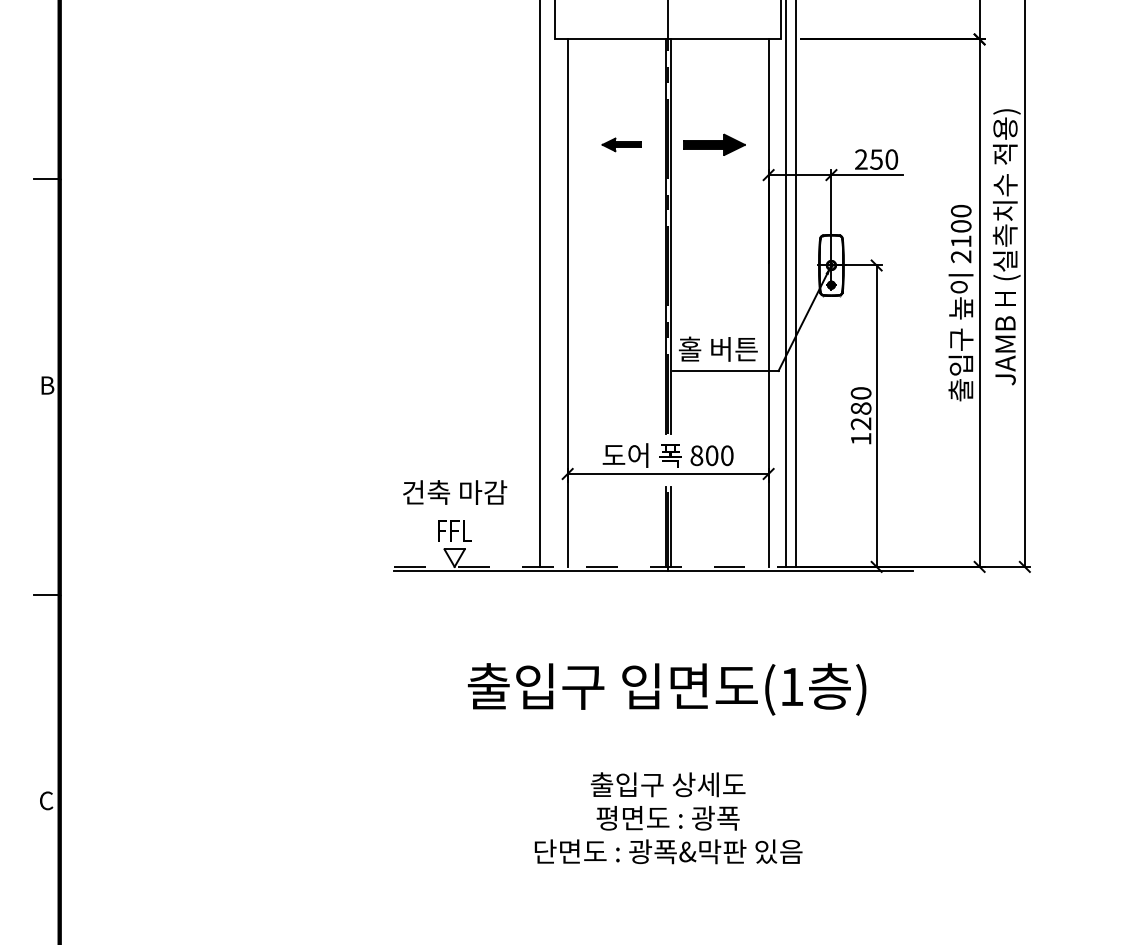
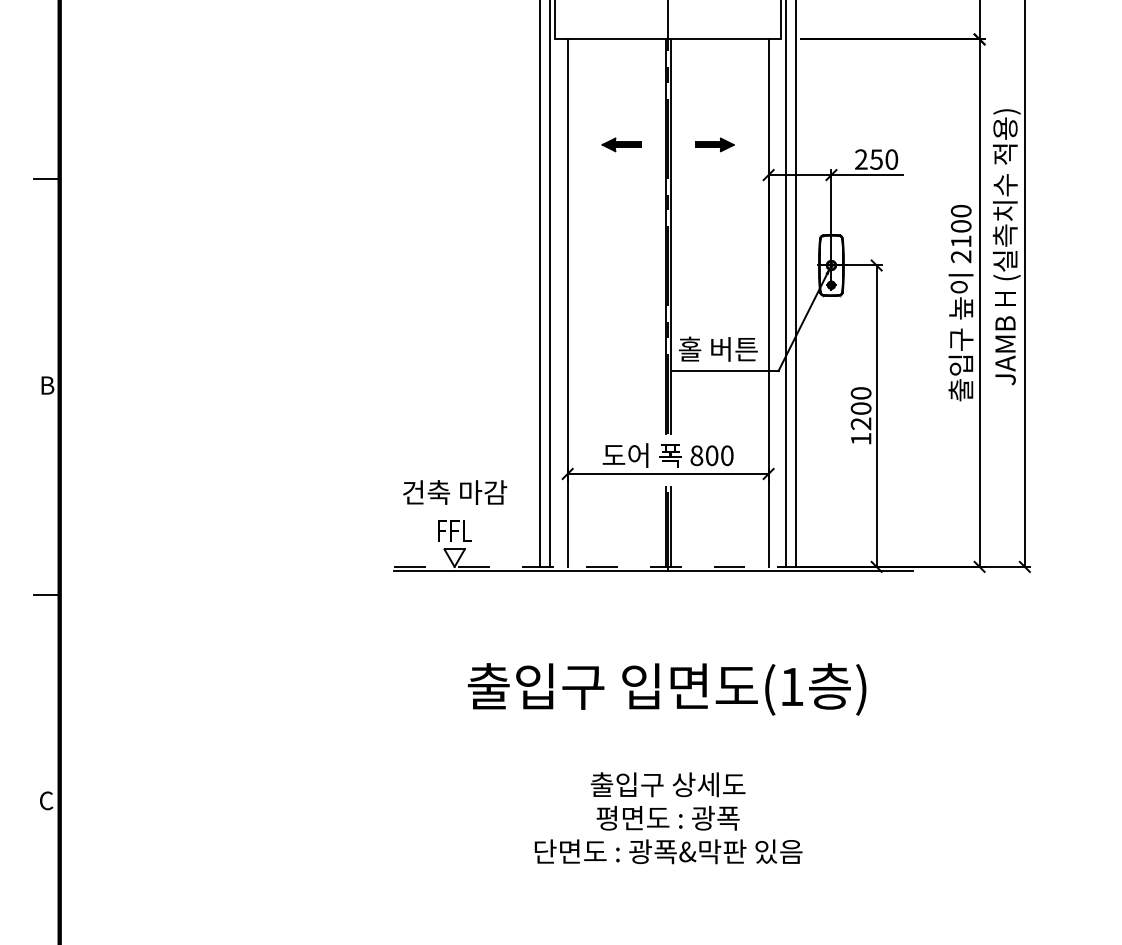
part size: 63x23 px -> 40x16 px (714, 144)
line: none -> present (550, 284)
text: 1280 -> 1200 (861, 408)
